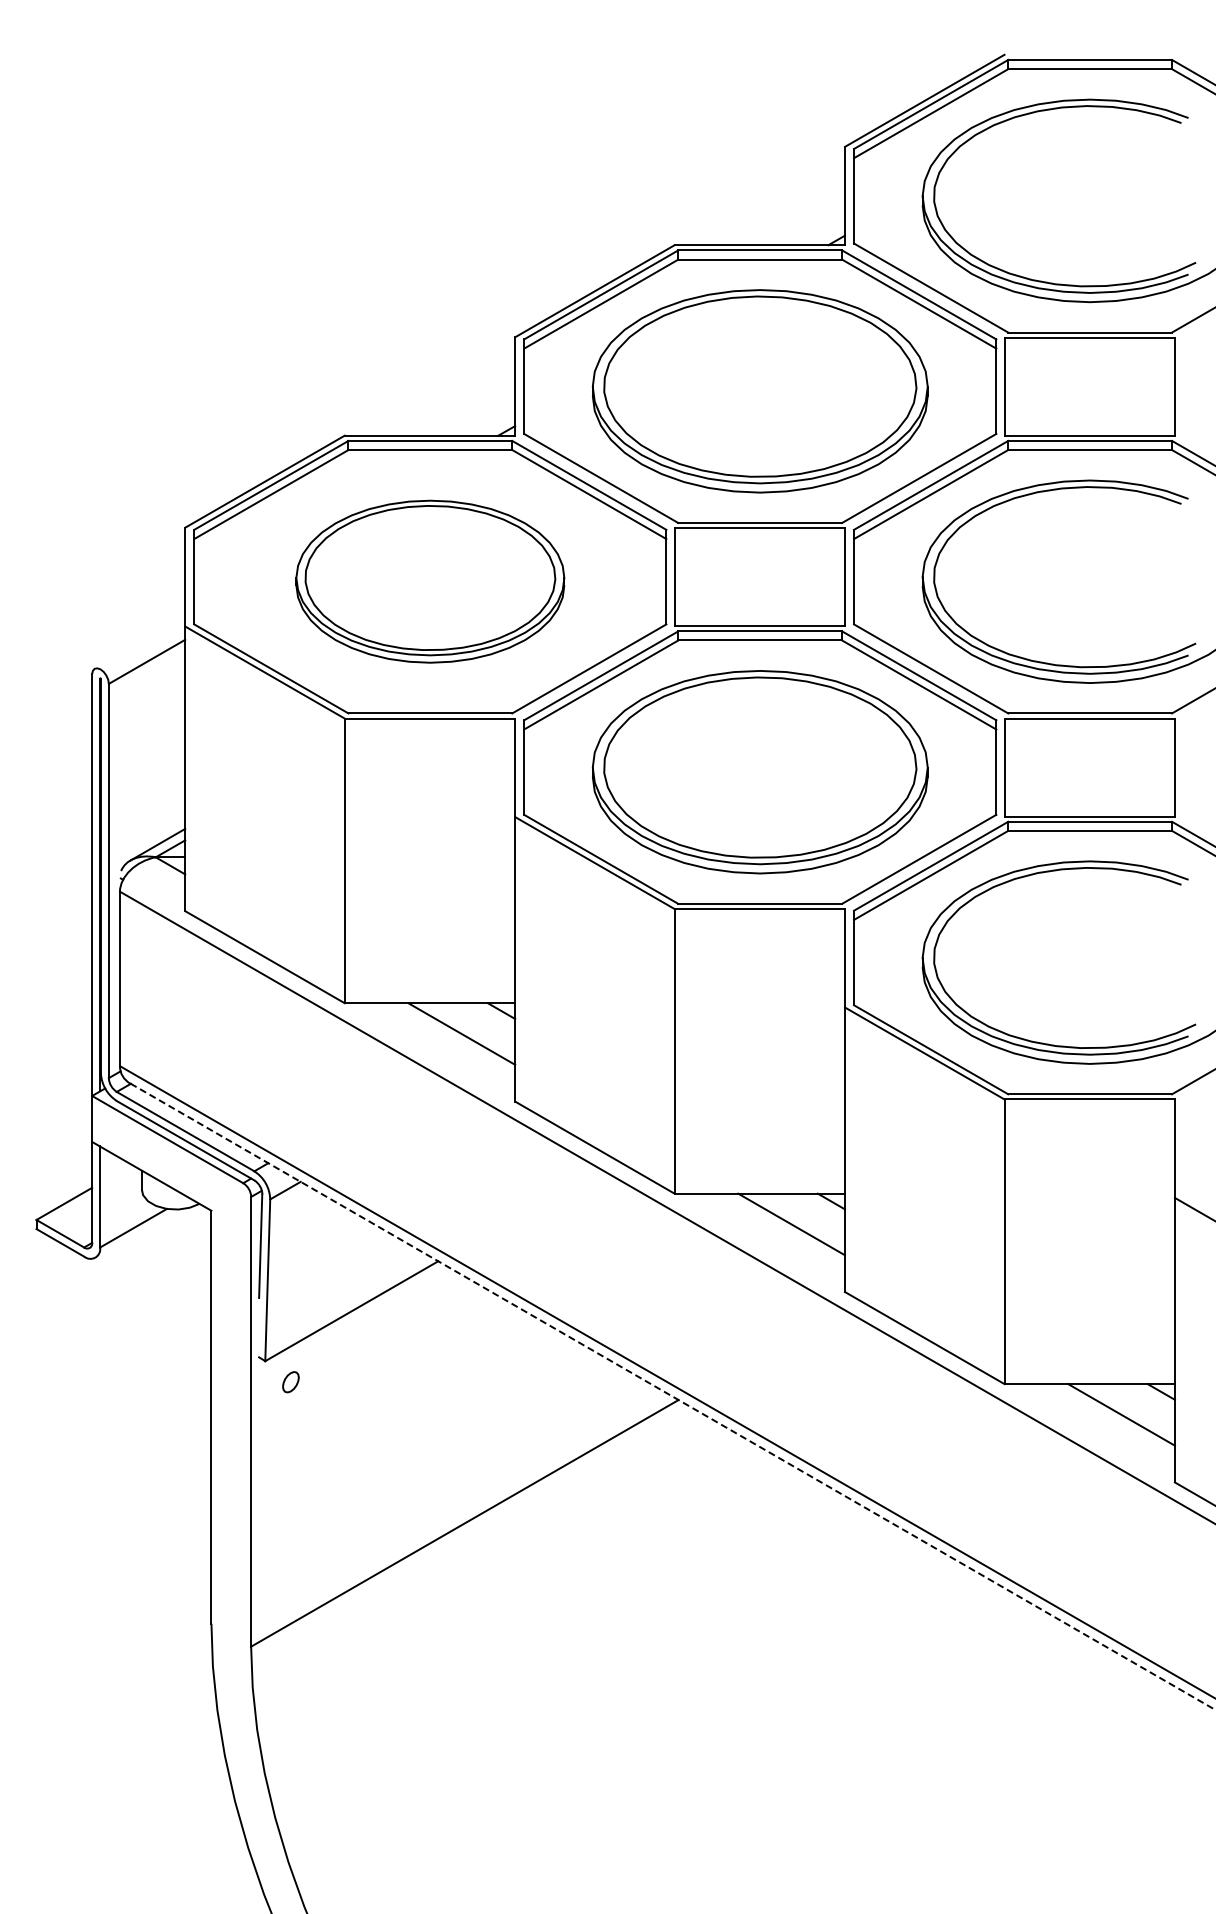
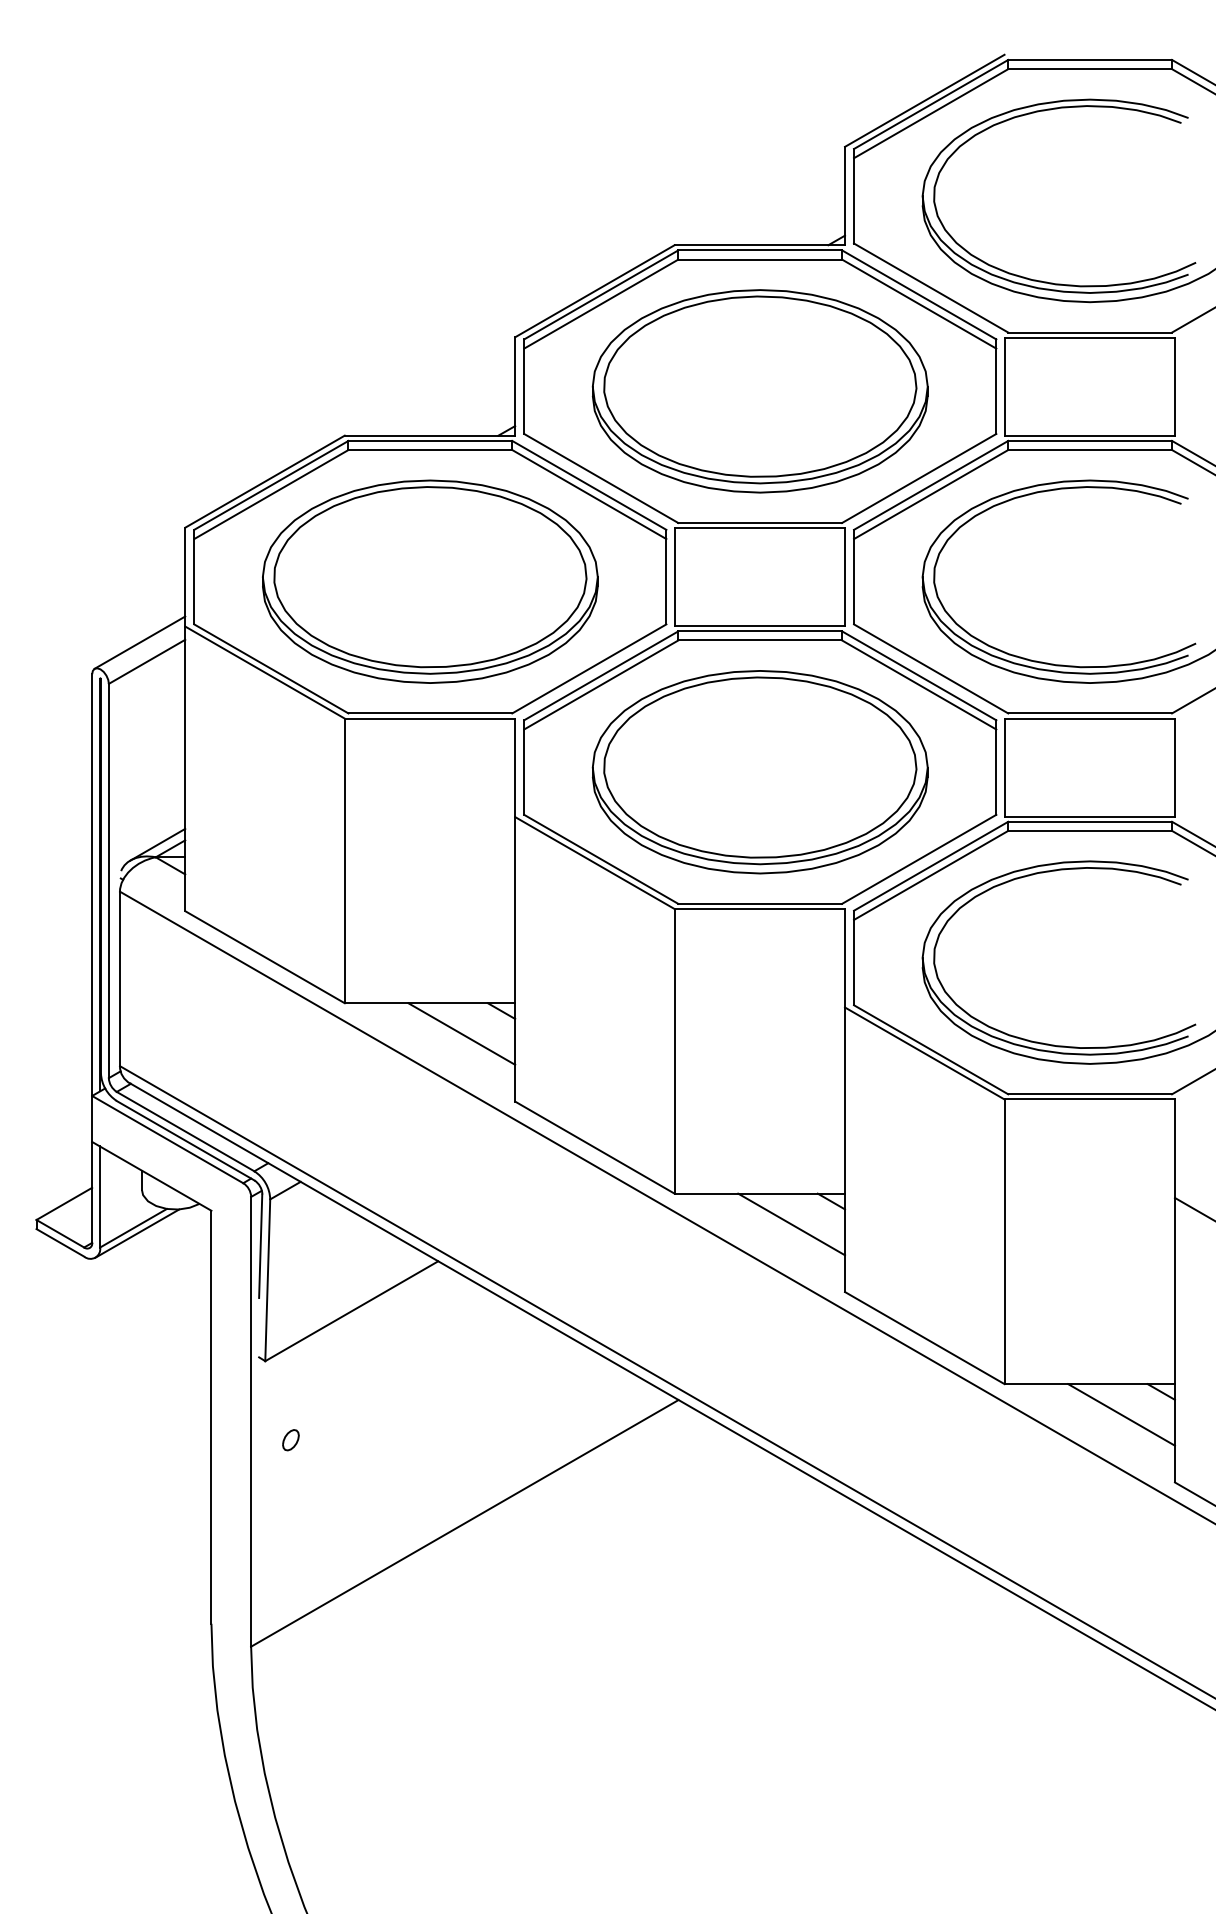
part size: 271x165 px -> 337x205 px (430, 581)
line: none -> present (139, 642)
line: none -> present (137, 1233)
part position: (290, 1382) -> (290, 1440) (290, 1440)
line: dashed -> solid (673, 1397)
